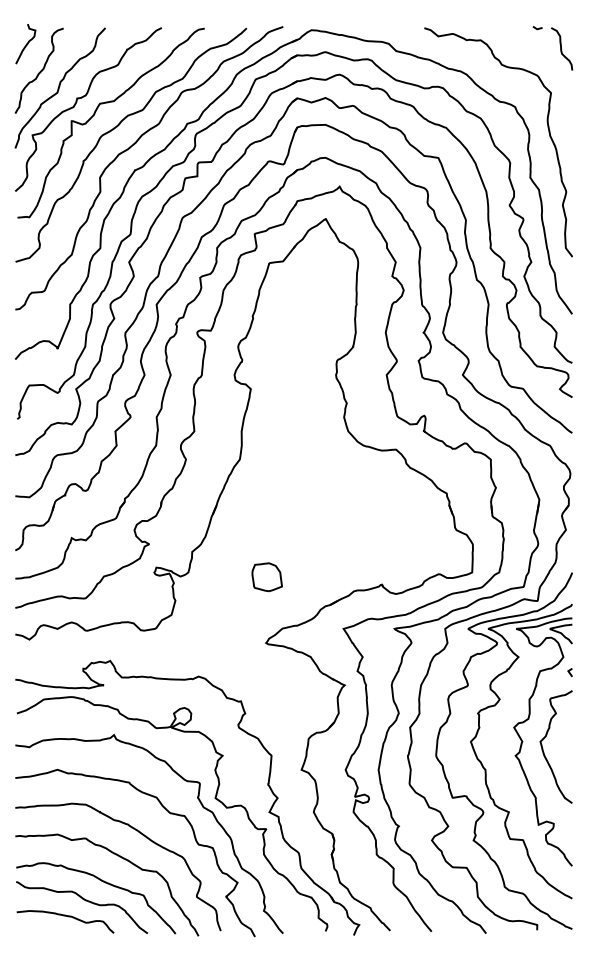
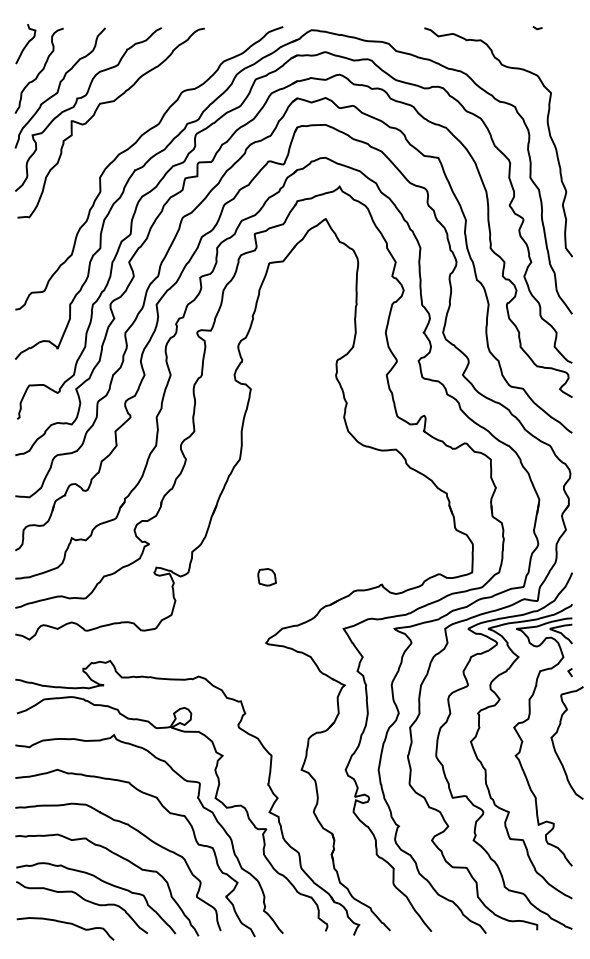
curve: present -> none (561, 48)
curve: present -> none (117, 127)
part size: 32x31 px -> 20x19 px (266, 577)
curve position: (543, 748) -> (554, 744) (554, 744)
curve position: (65, 916) -> (65, 923) (65, 923)
